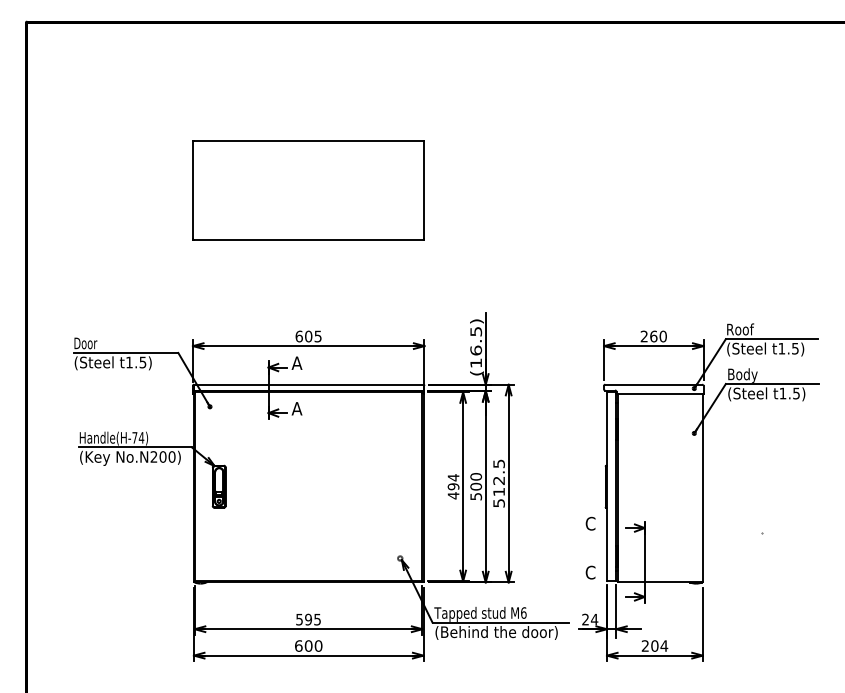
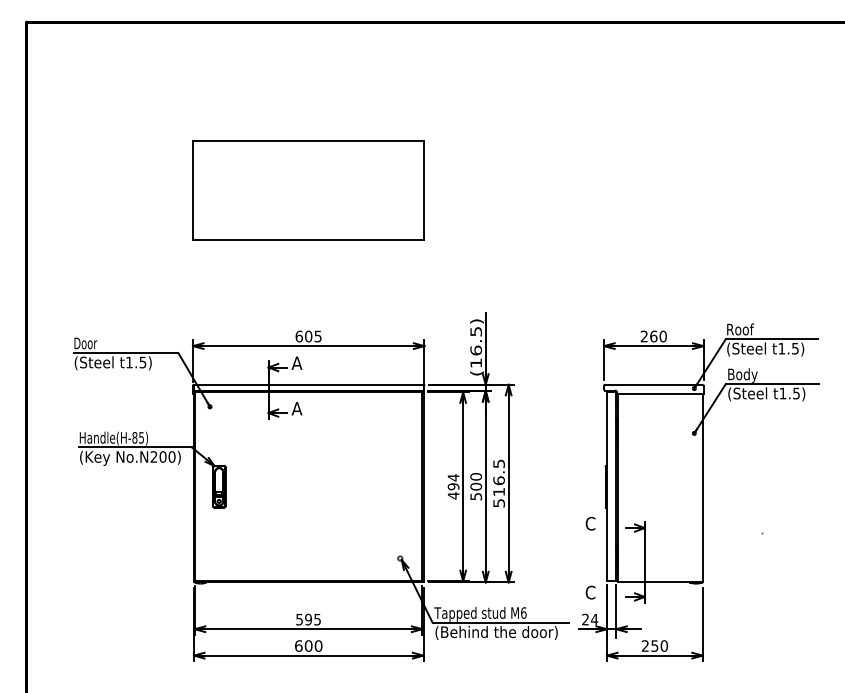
text: Handle(H-74) -> Handle(H-85) (138, 437)
text: 512.5 -> 516.5 (498, 480)
text position: (590, 572) -> (590, 592) (590, 592)
text: 204 -> 250 (659, 645)
